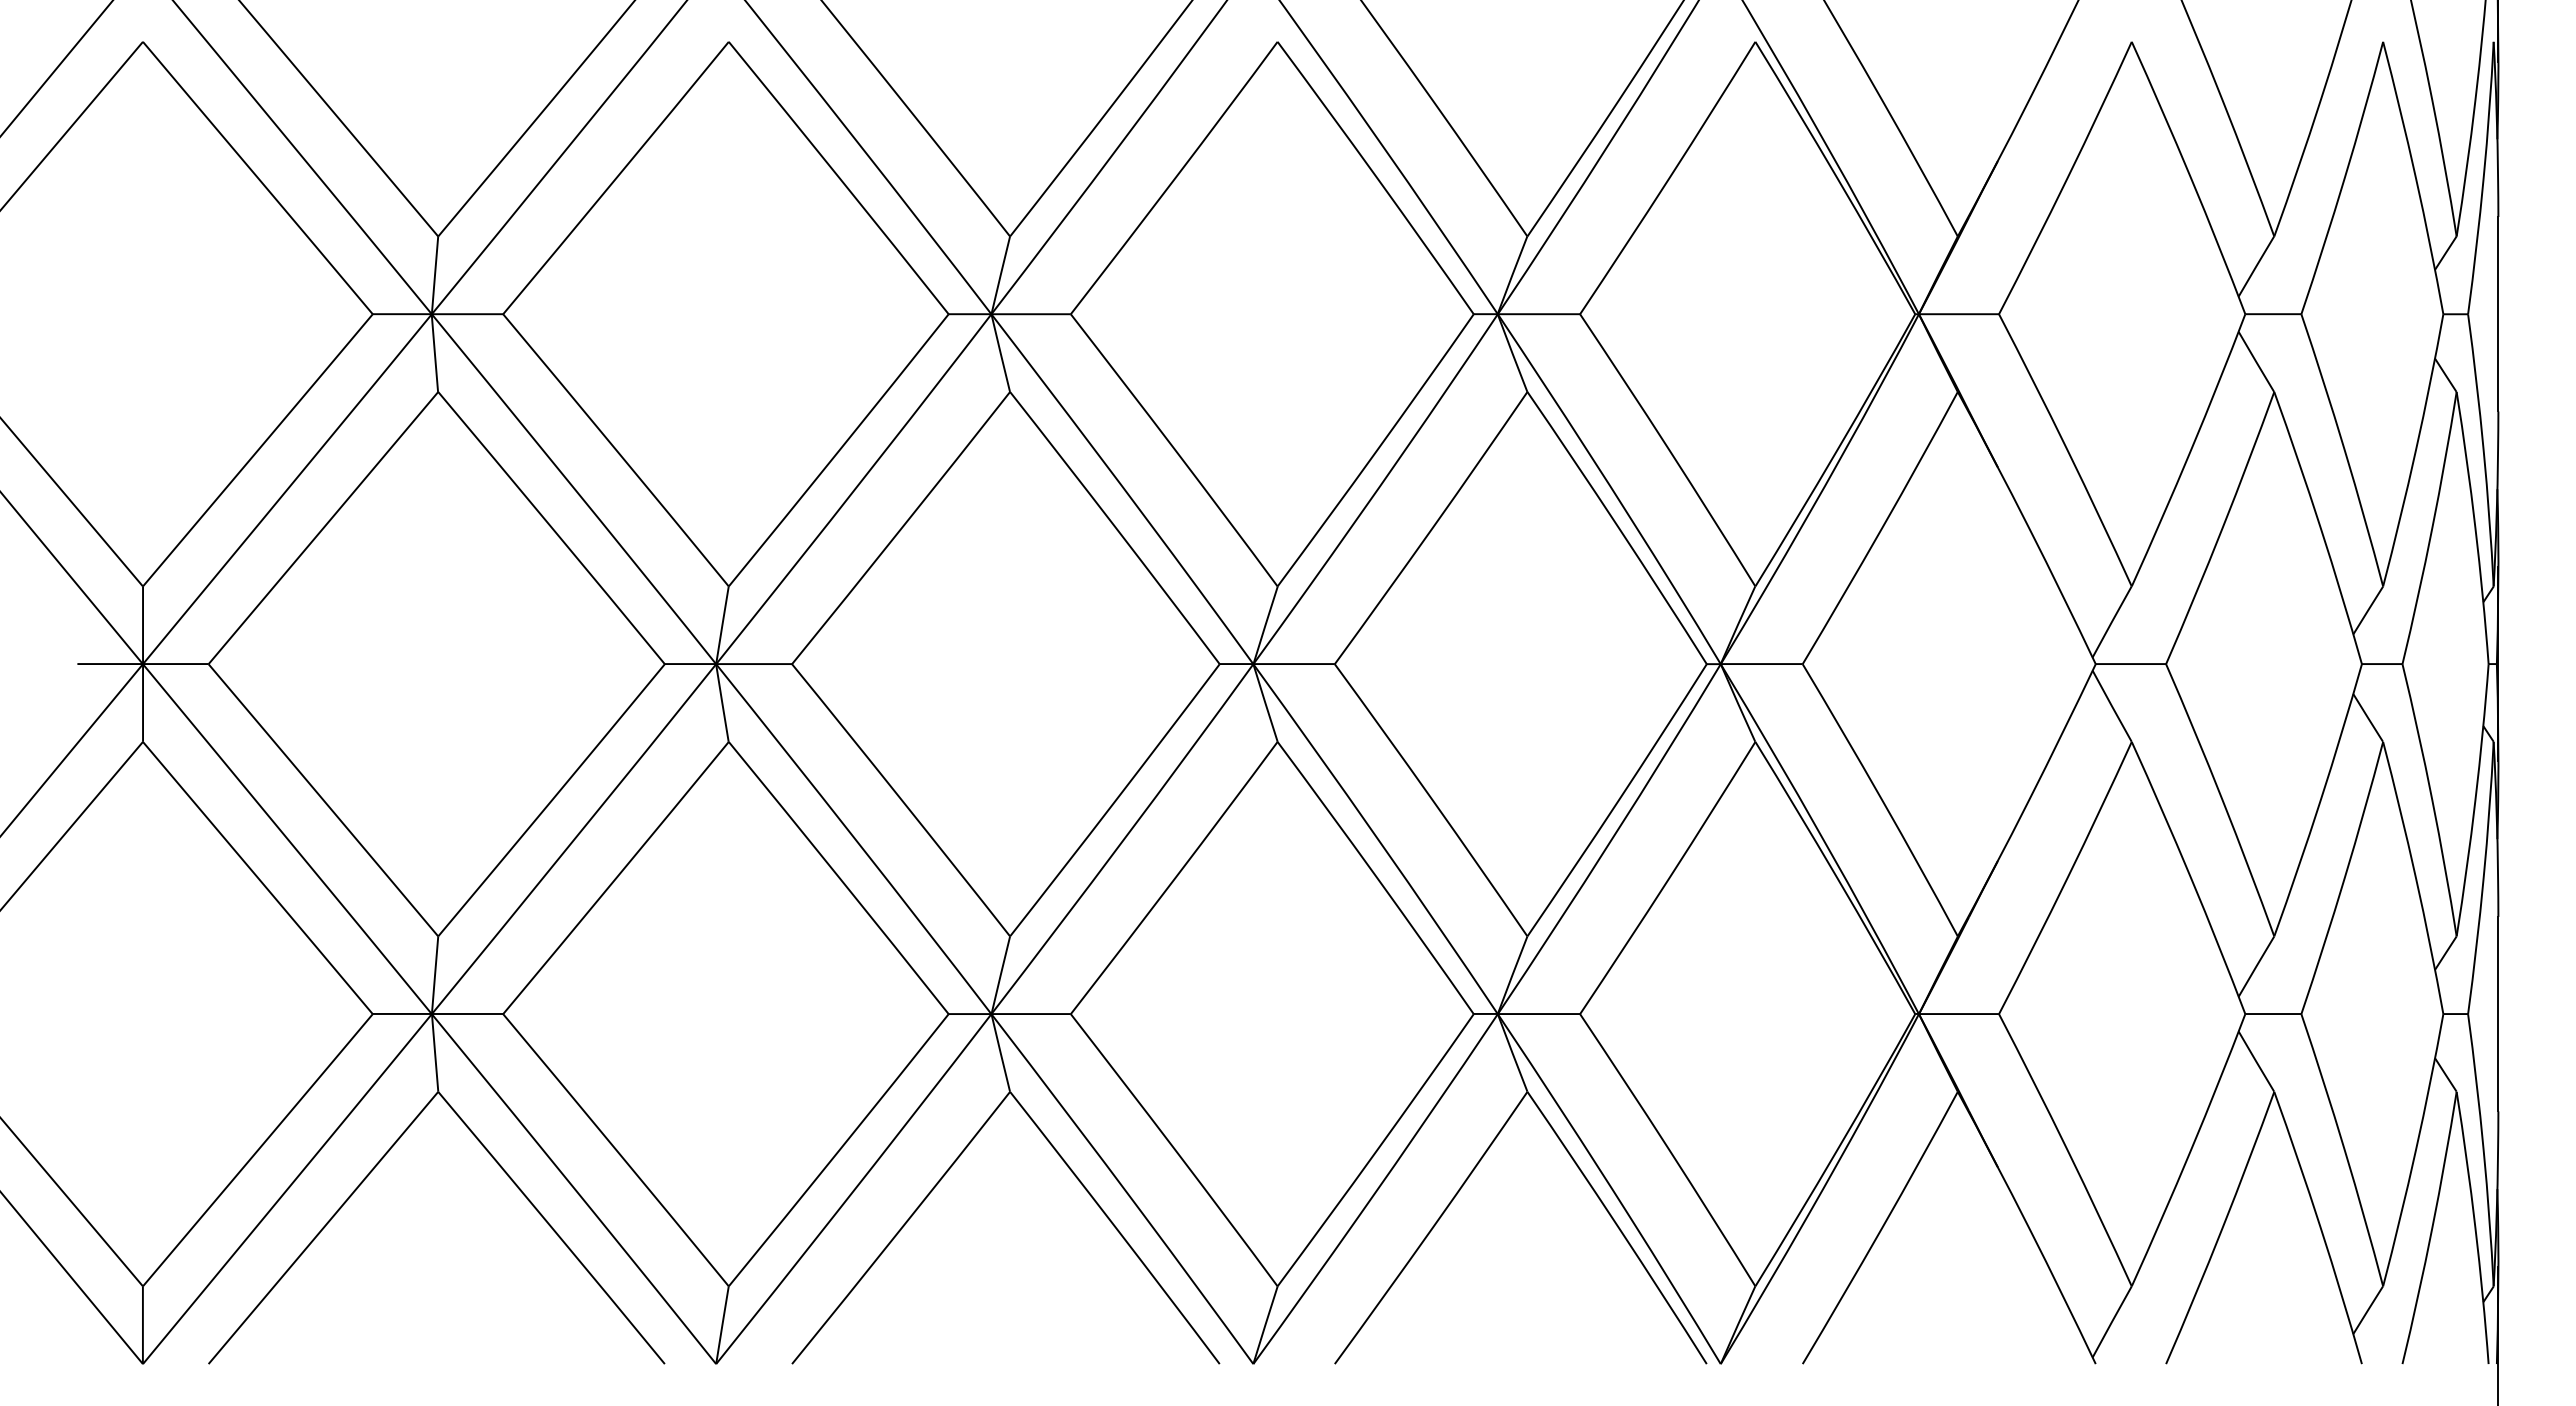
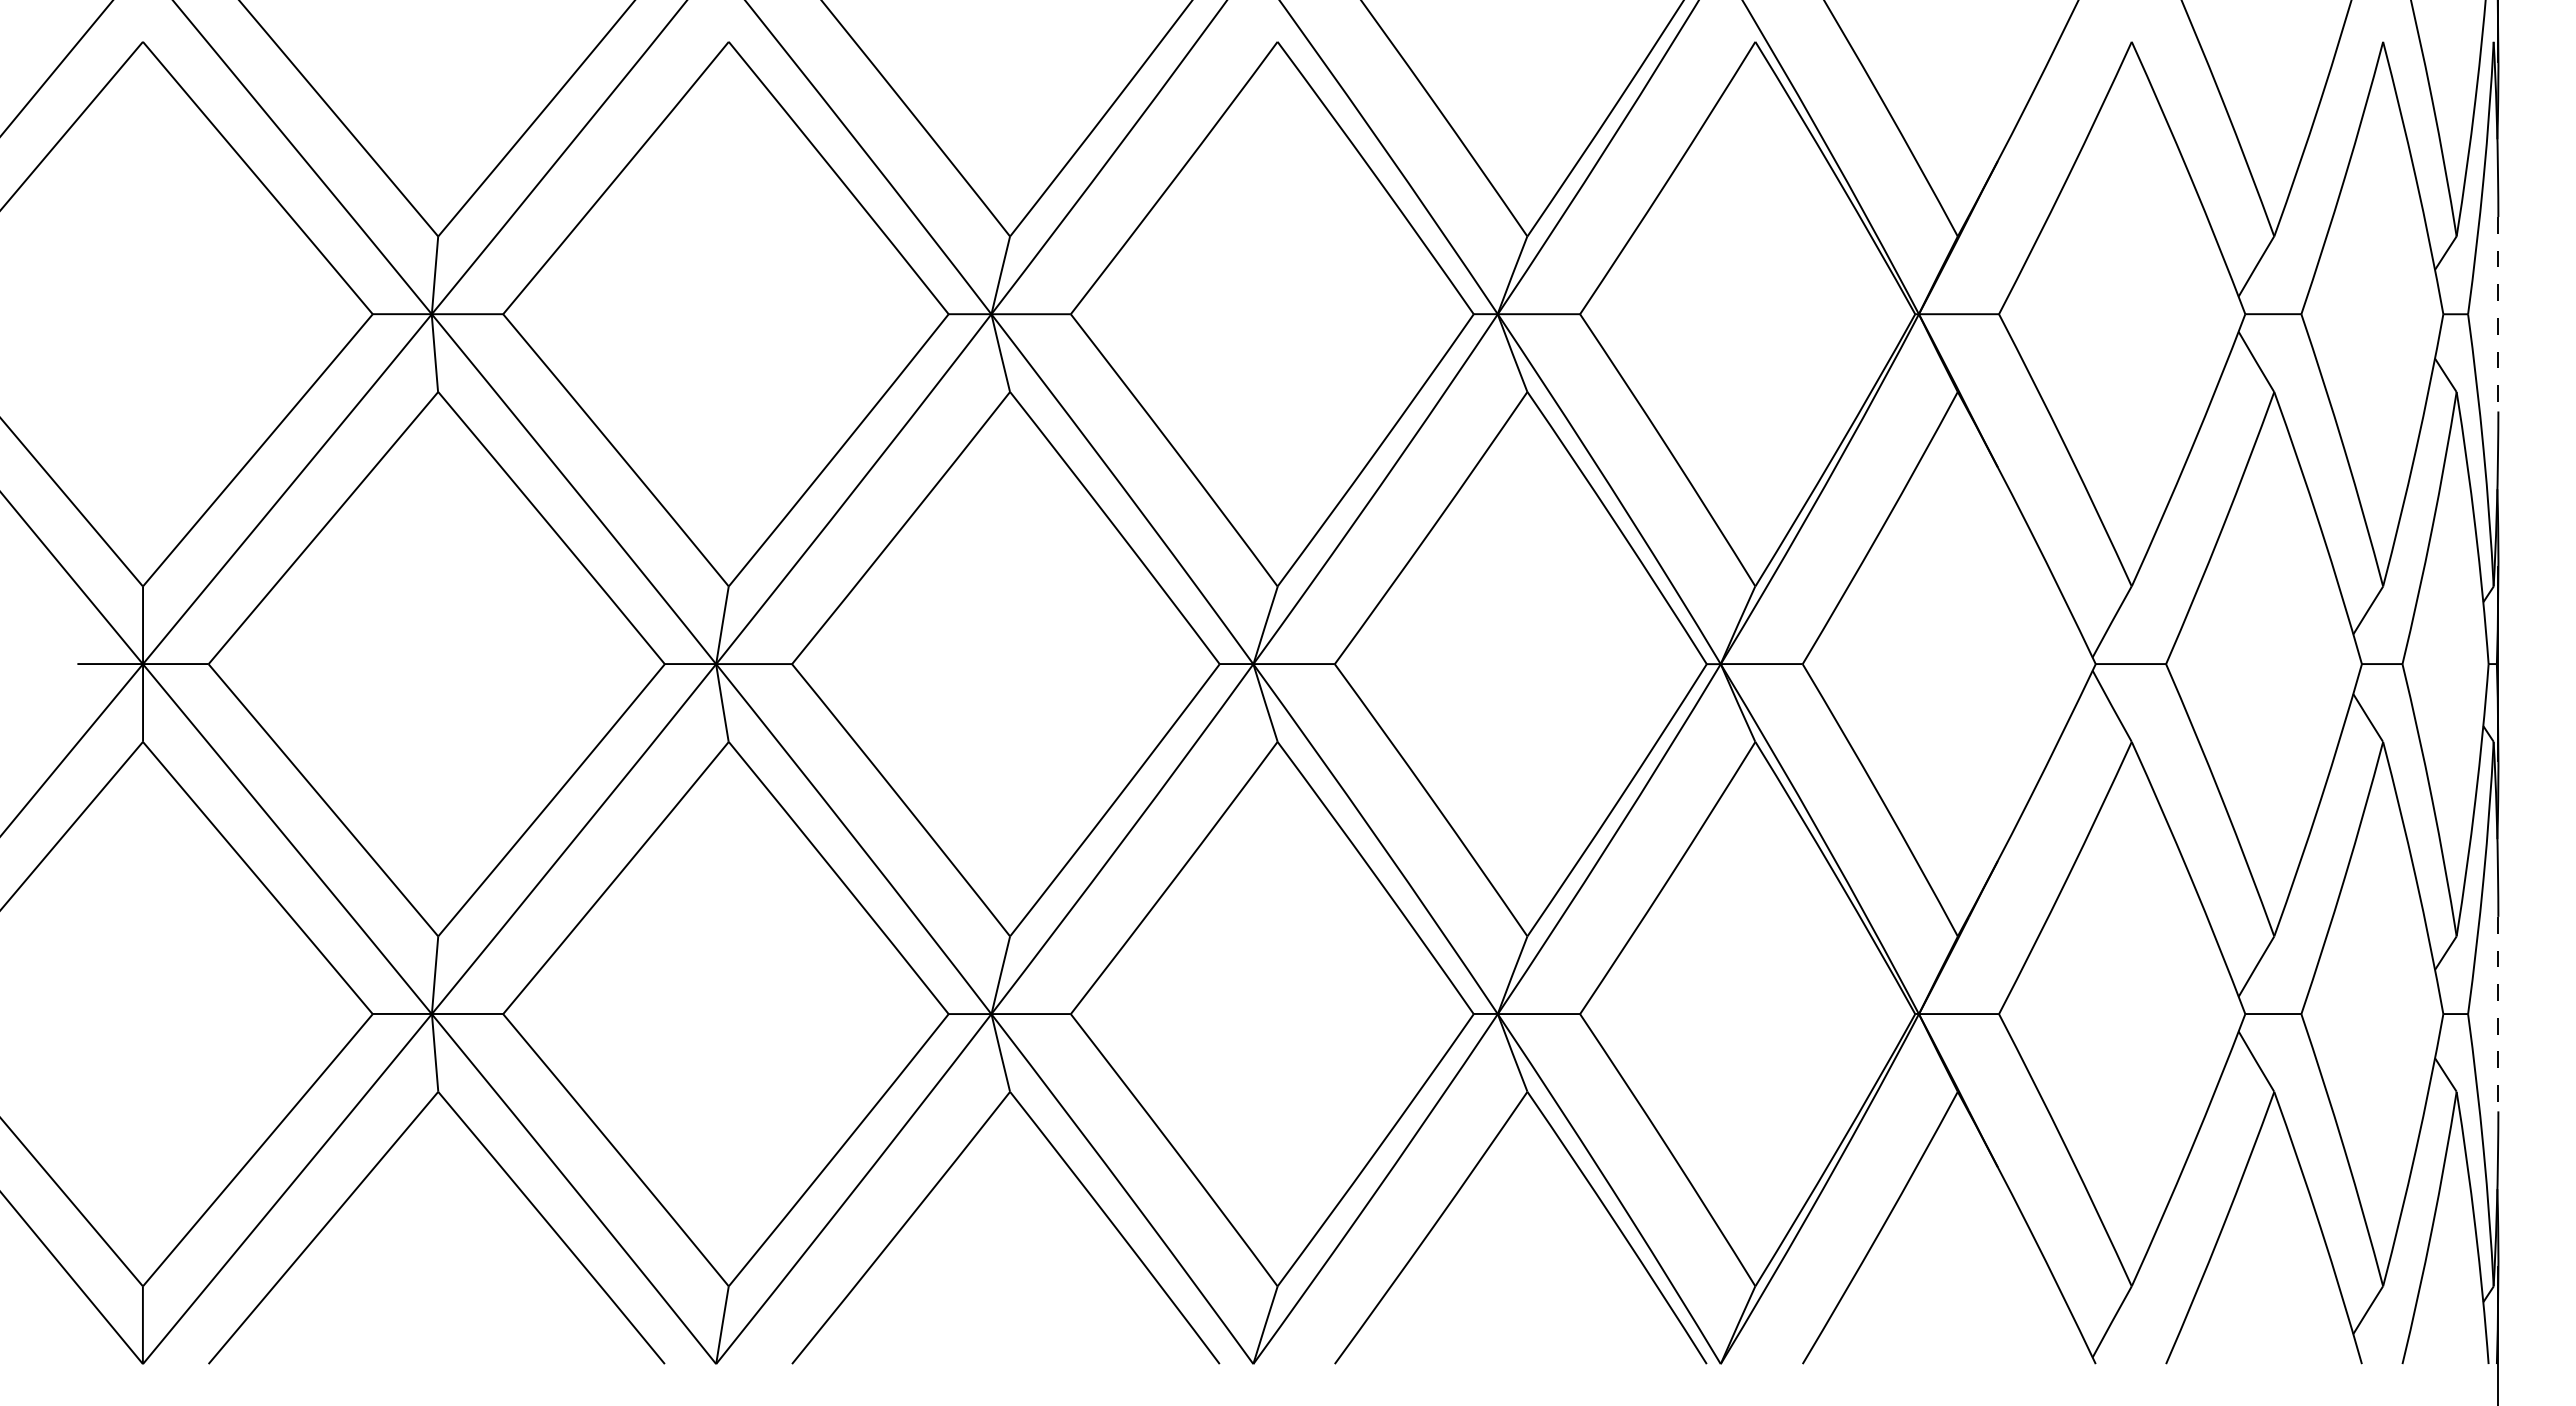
line: solid -> dashed (2498, 314)
line: solid -> dashed (2498, 1014)
